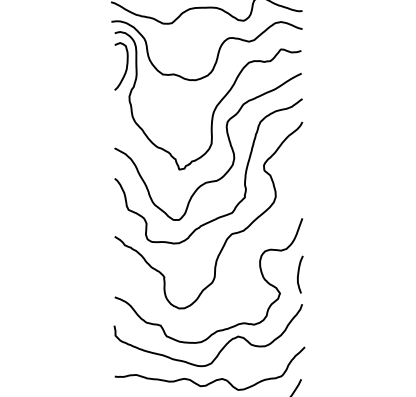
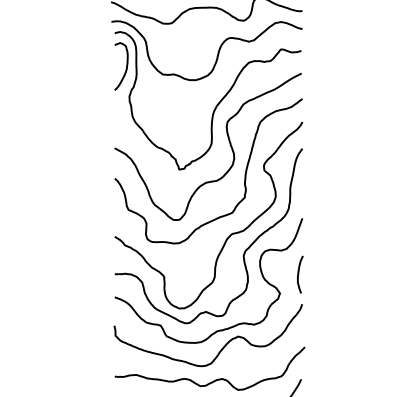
curve: none -> present (243, 252)
